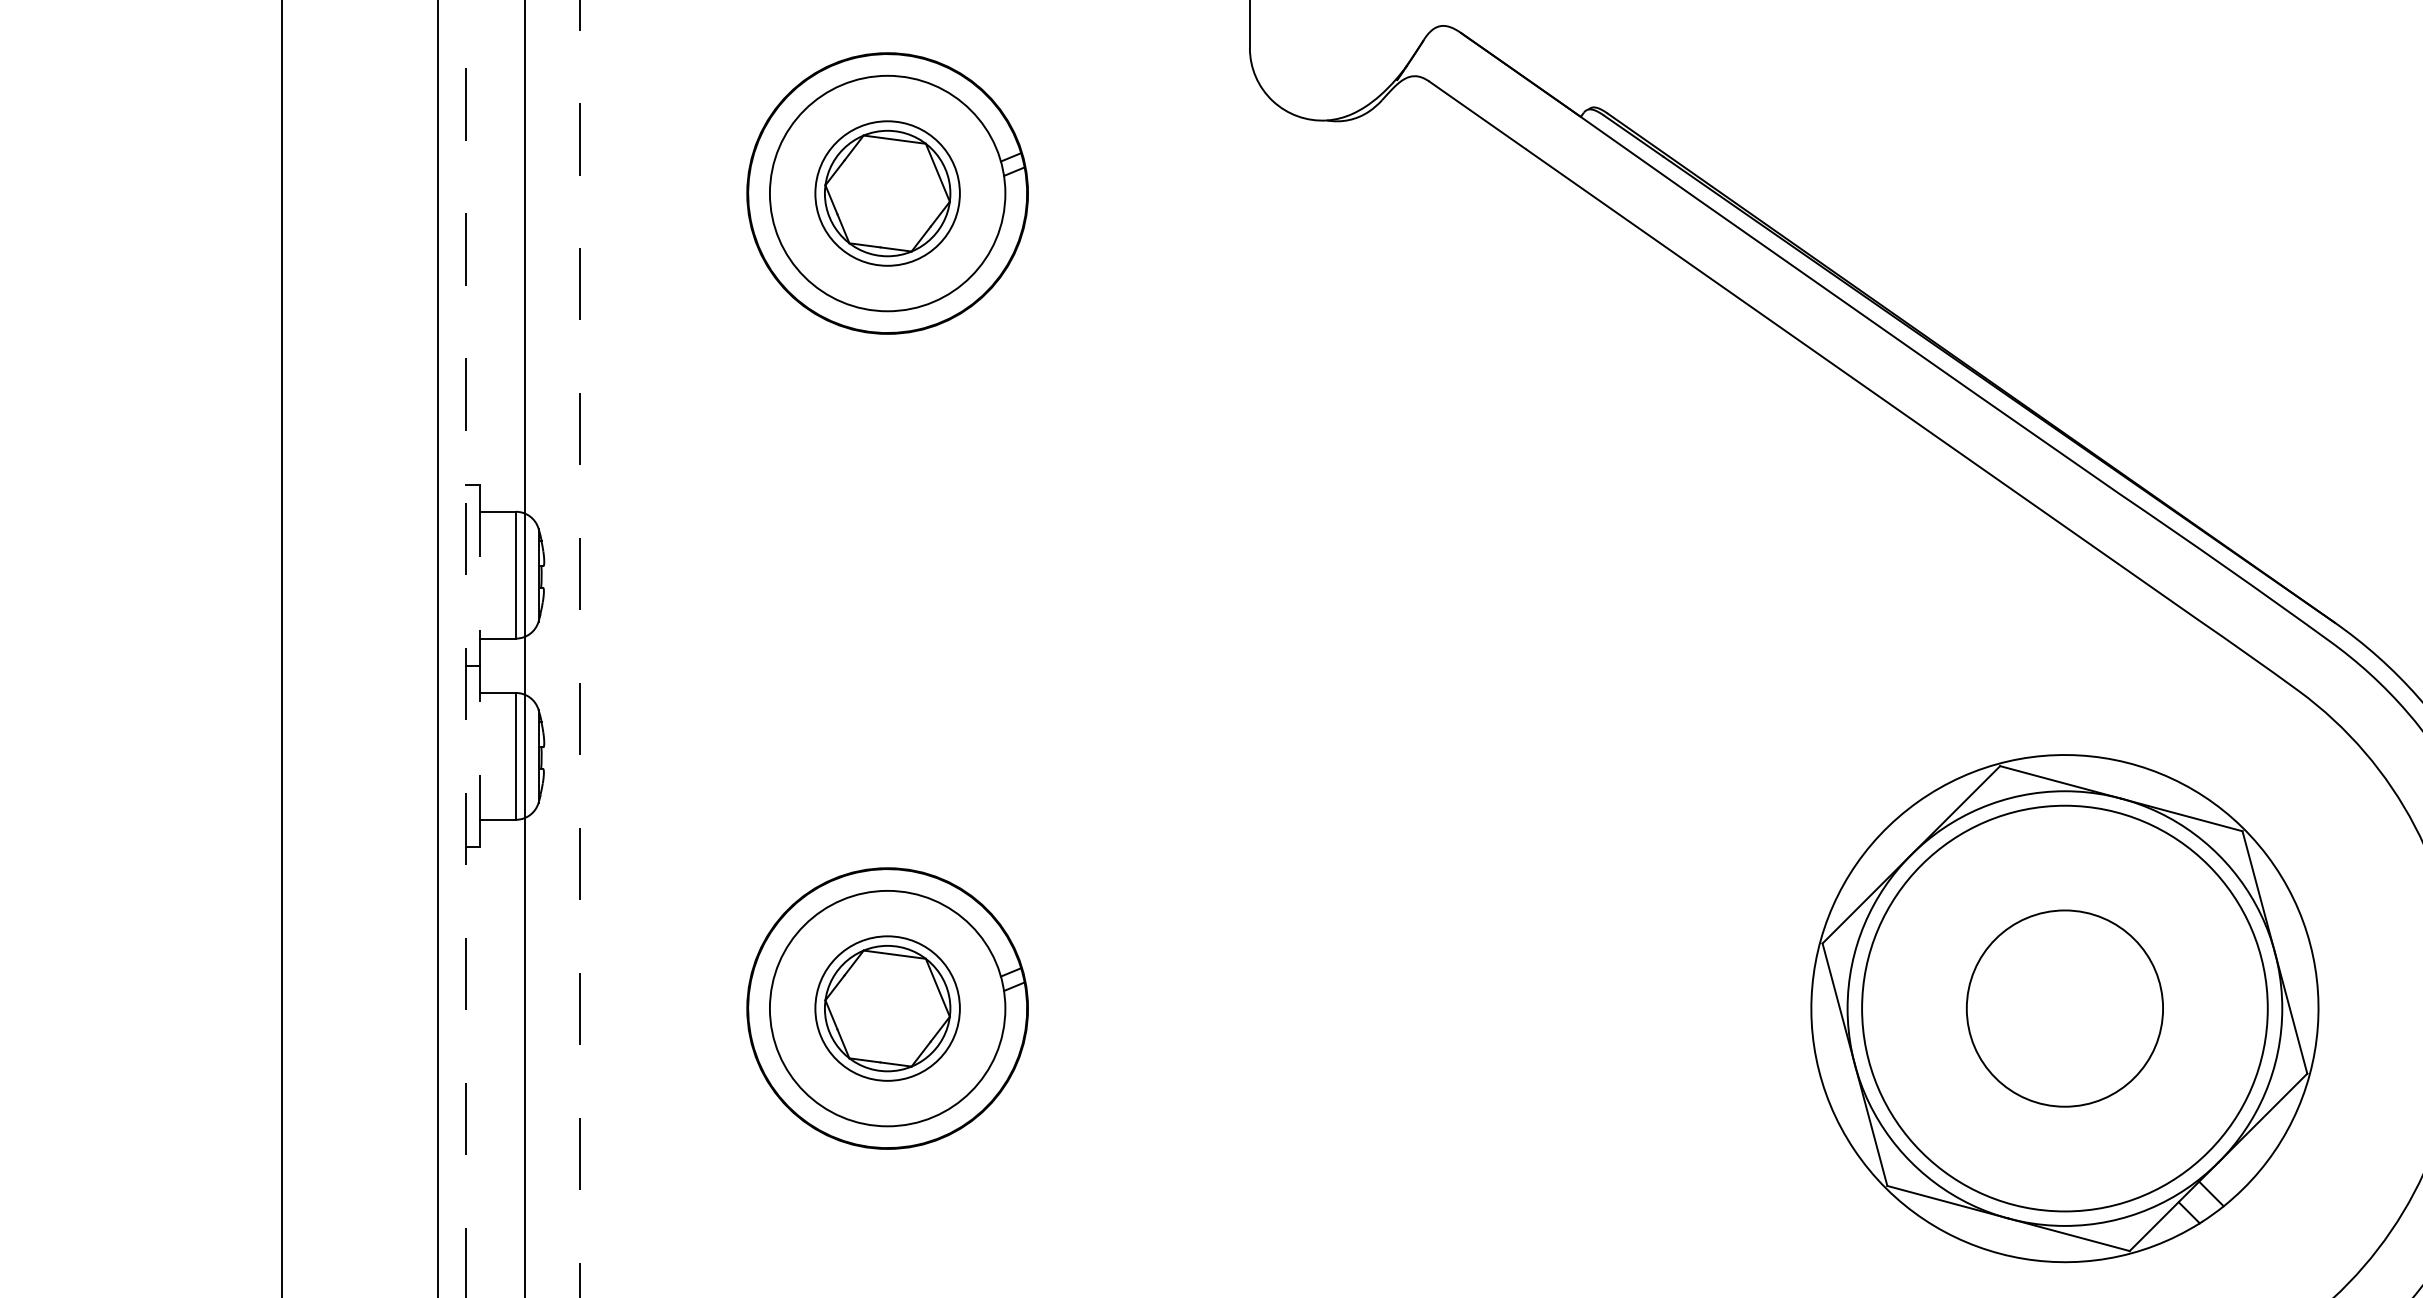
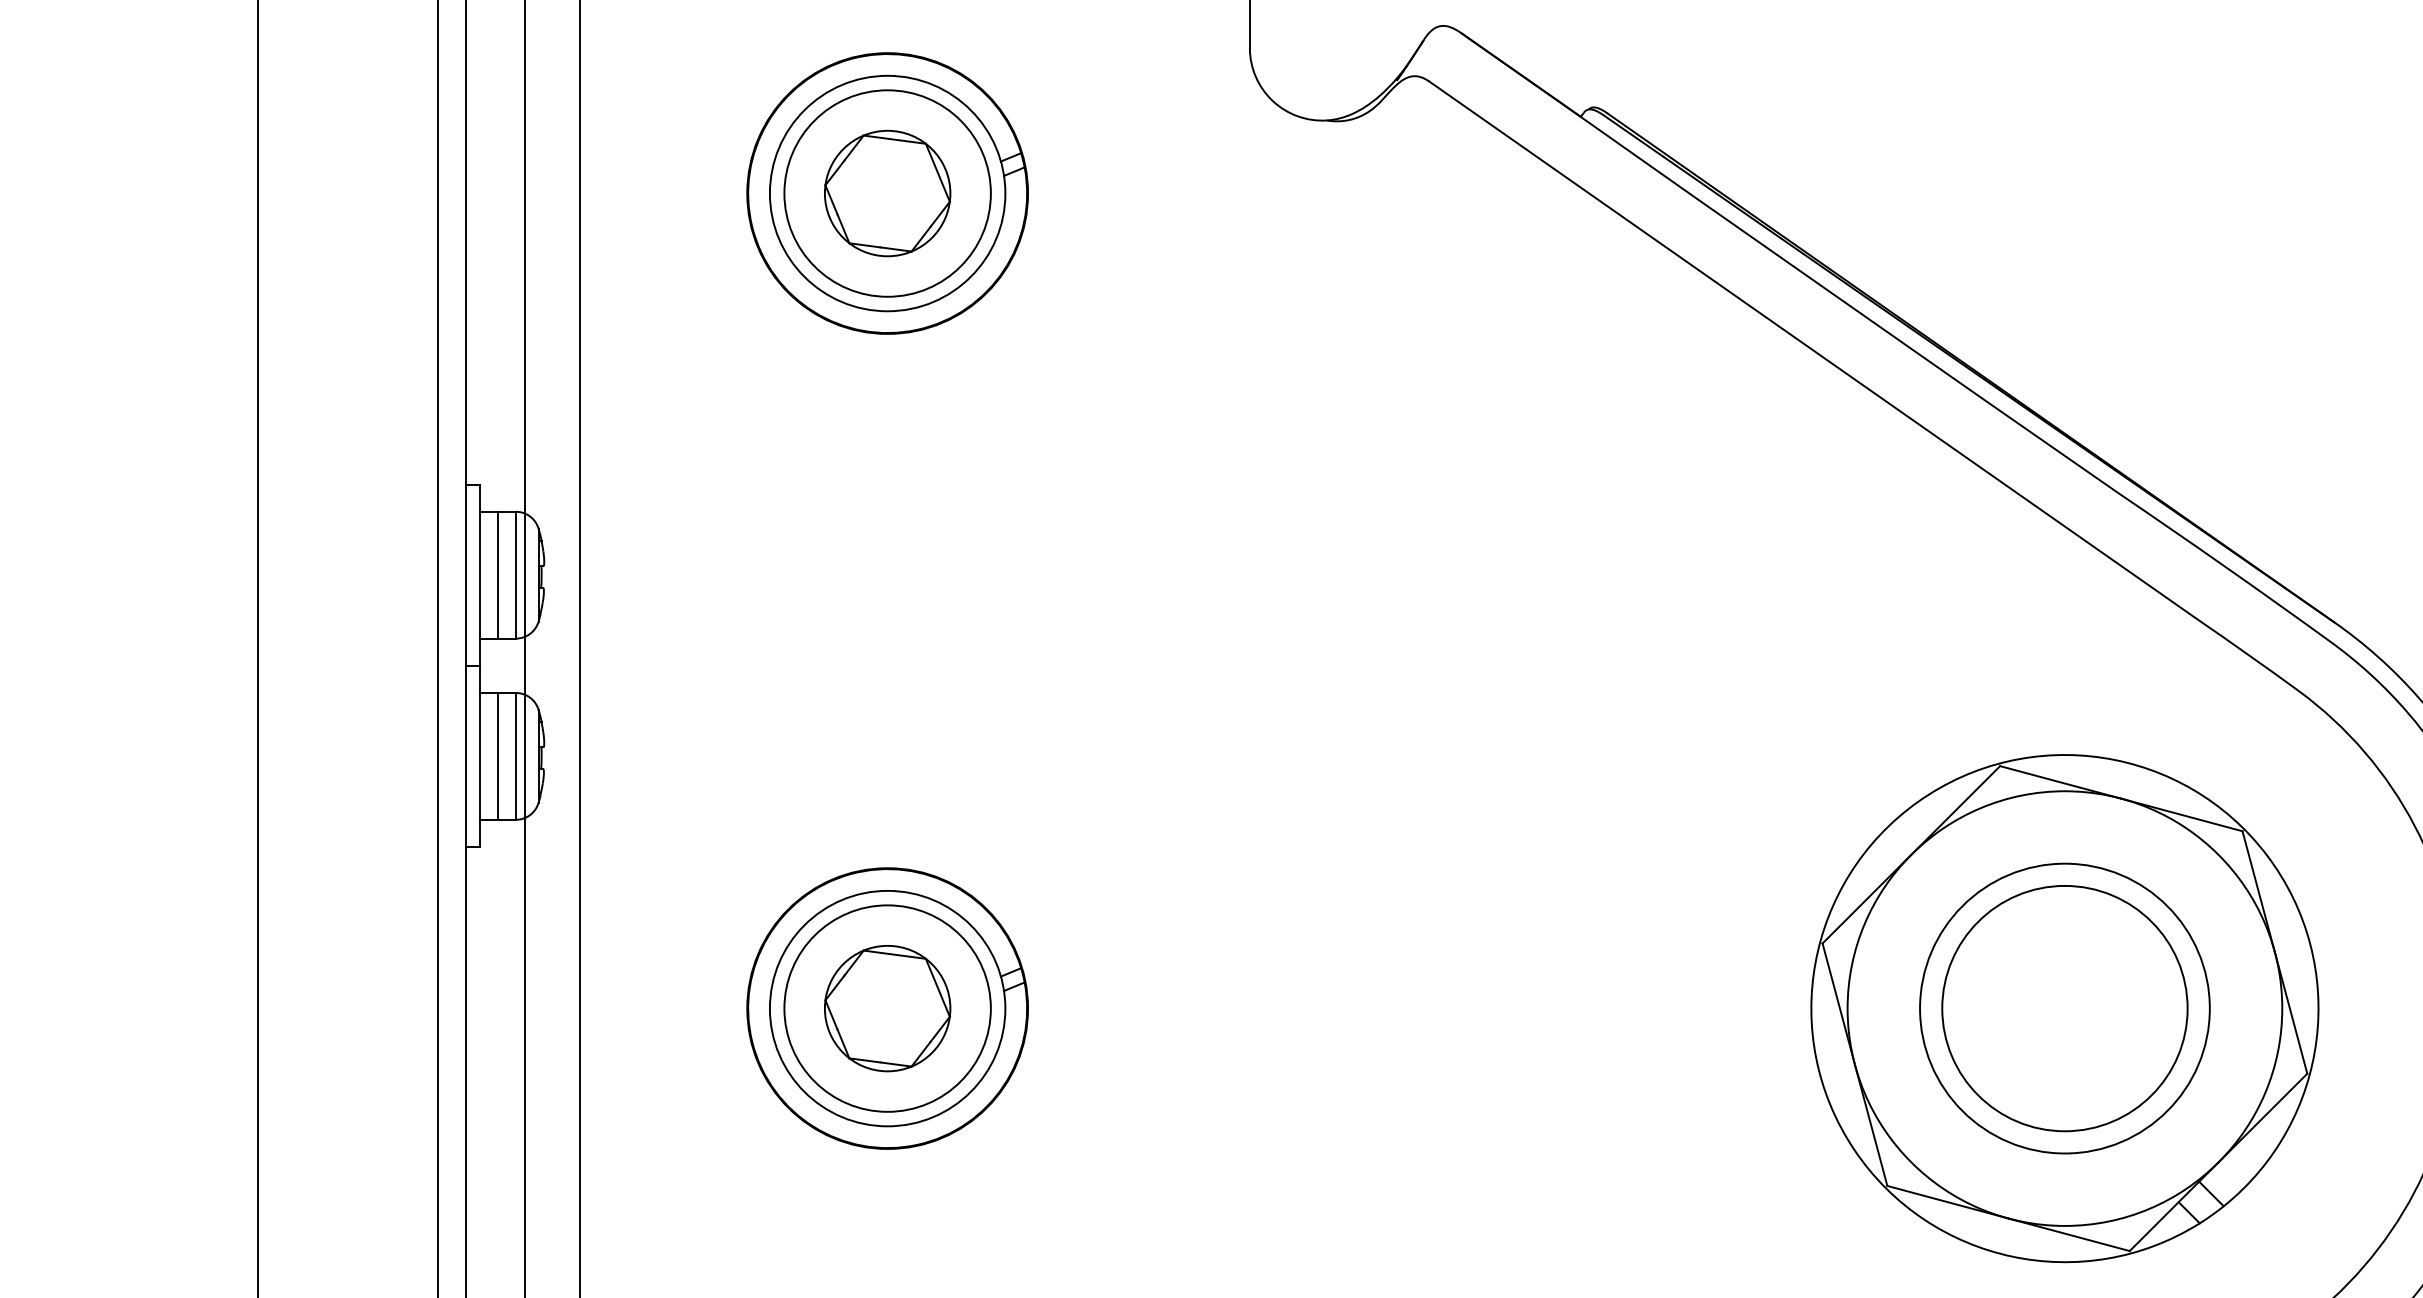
circle diameter: 145 px -> 206 px (887, 193)
line: none -> present (498, 574)
line position: (281, 648) -> (257, 648) (257, 648)
line: dashed -> solid (465, 649)
line: dashed -> solid (579, 649)
line: dashed -> solid (480, 665)
line: none -> present (498, 755)
circle diameter: 145 px -> 206 px (887, 1008)
circle diameter: 196 px -> 245 px (2064, 1008)
circle diameter: 406 px -> 290 px (2064, 1008)
